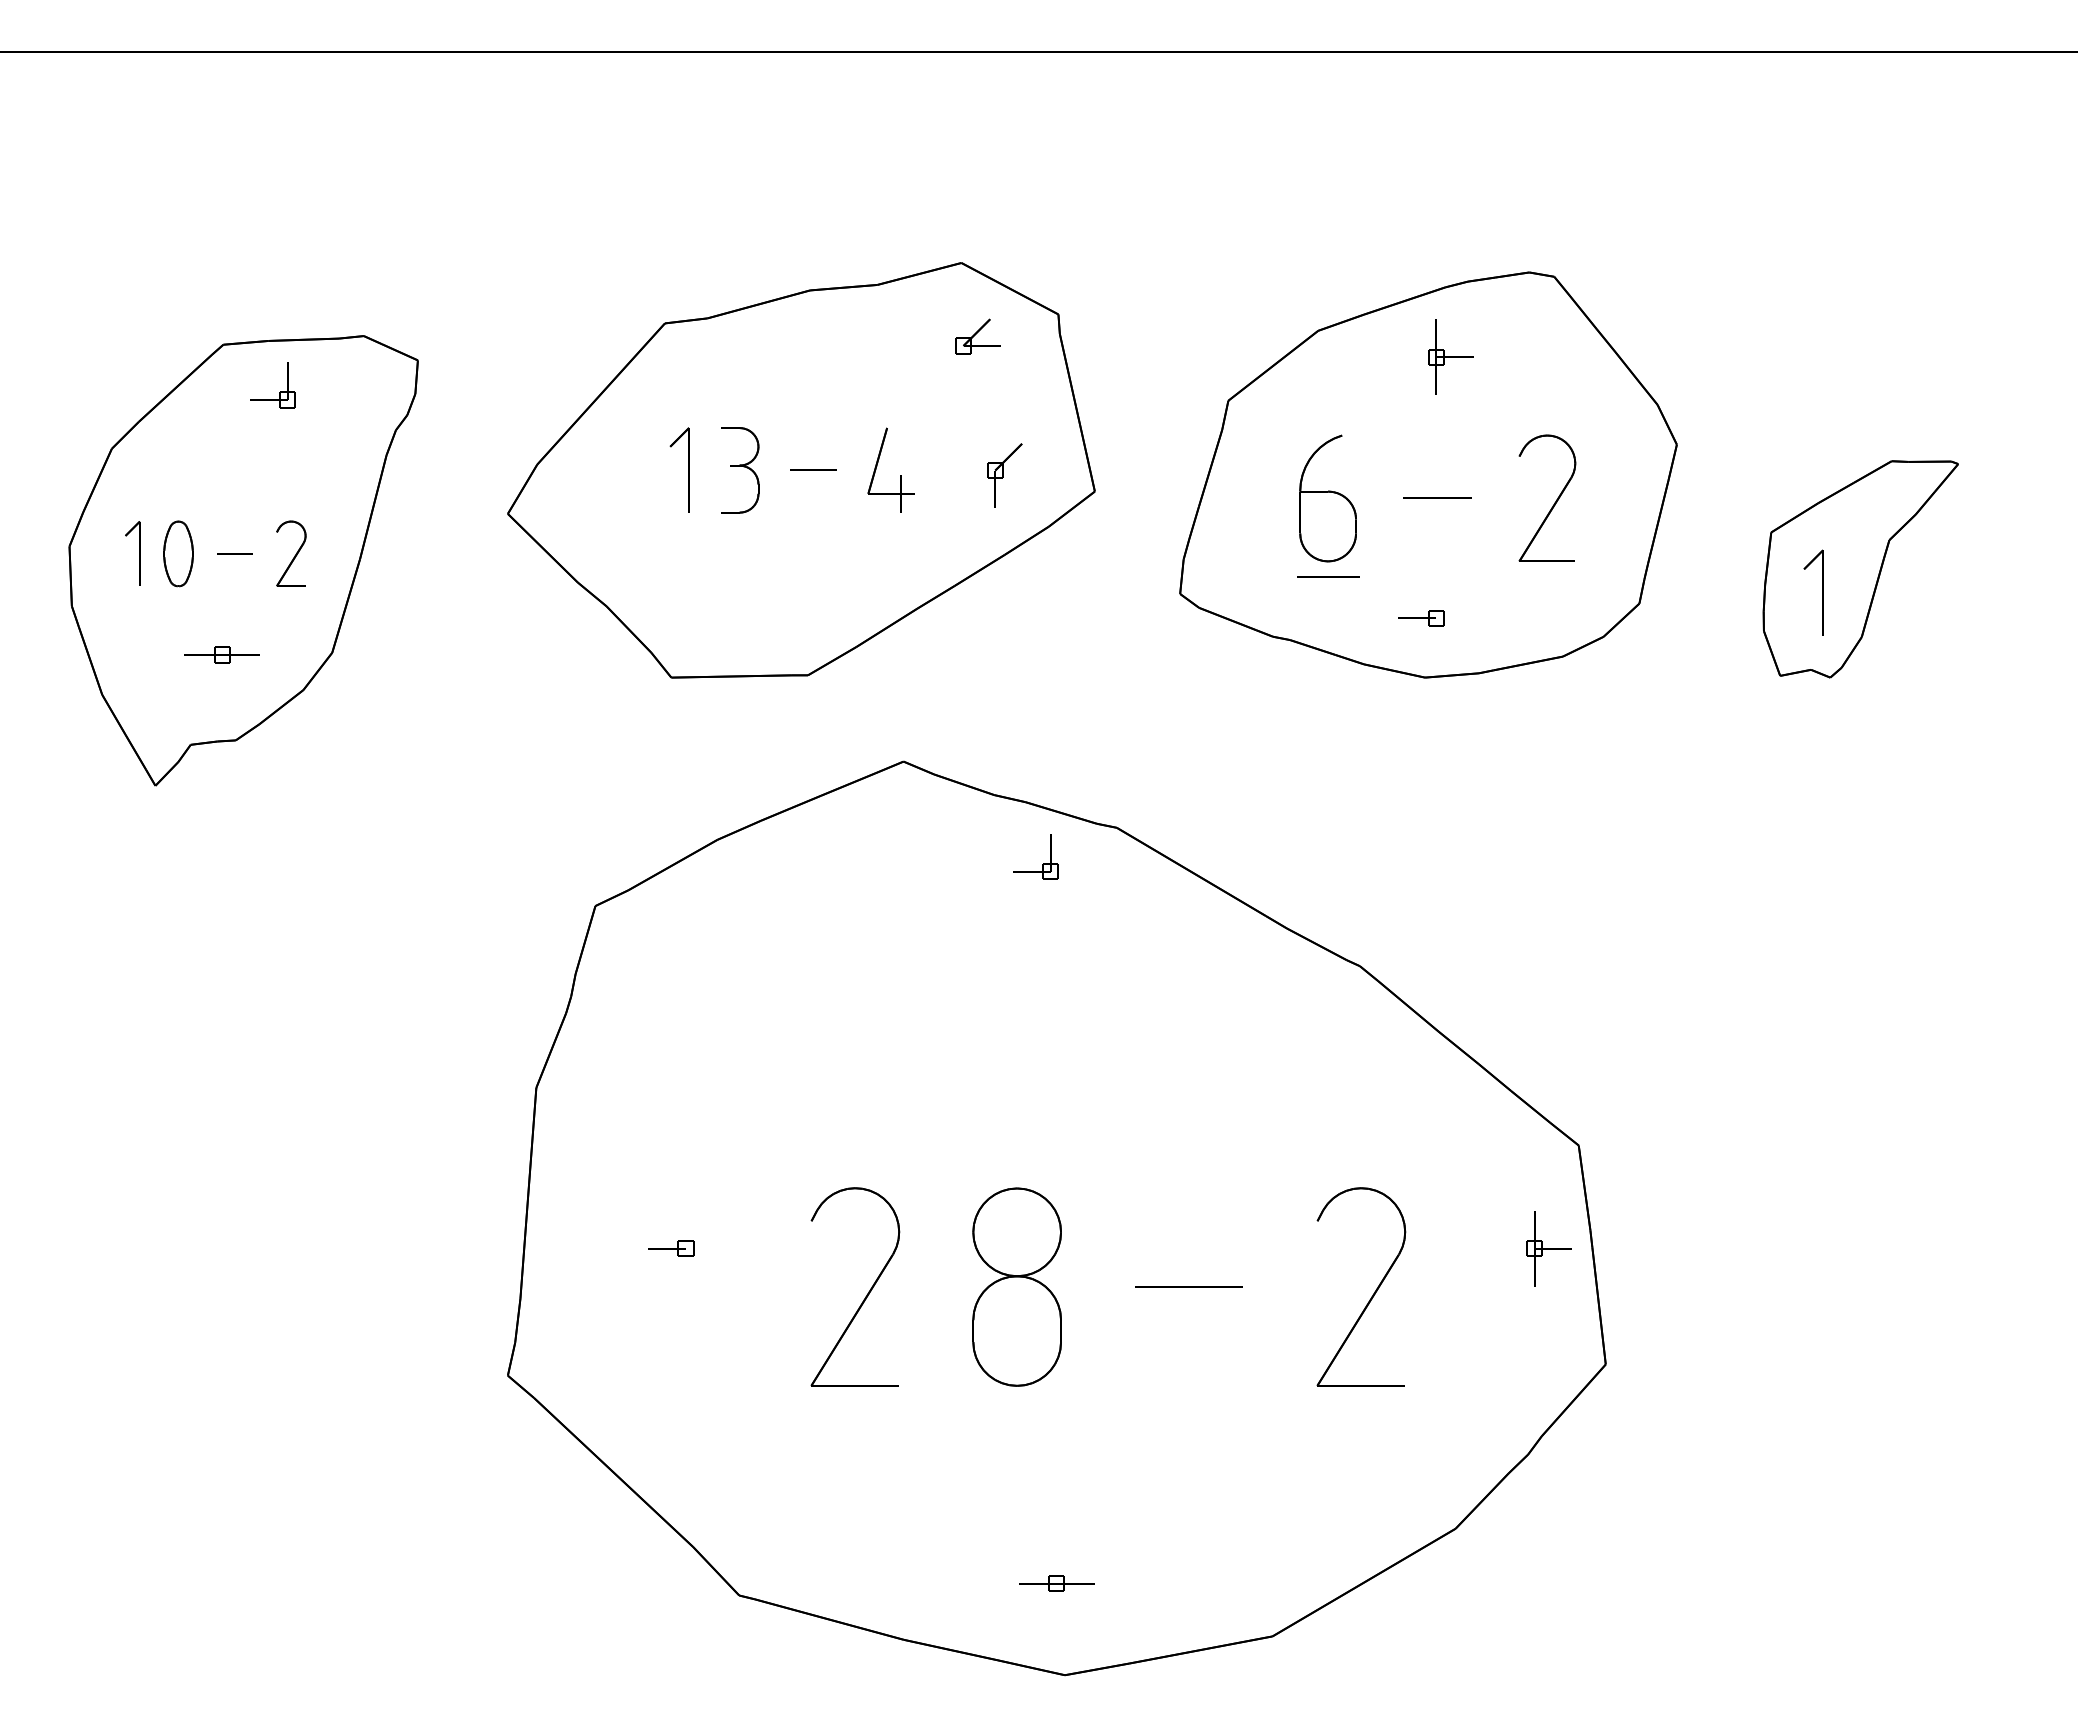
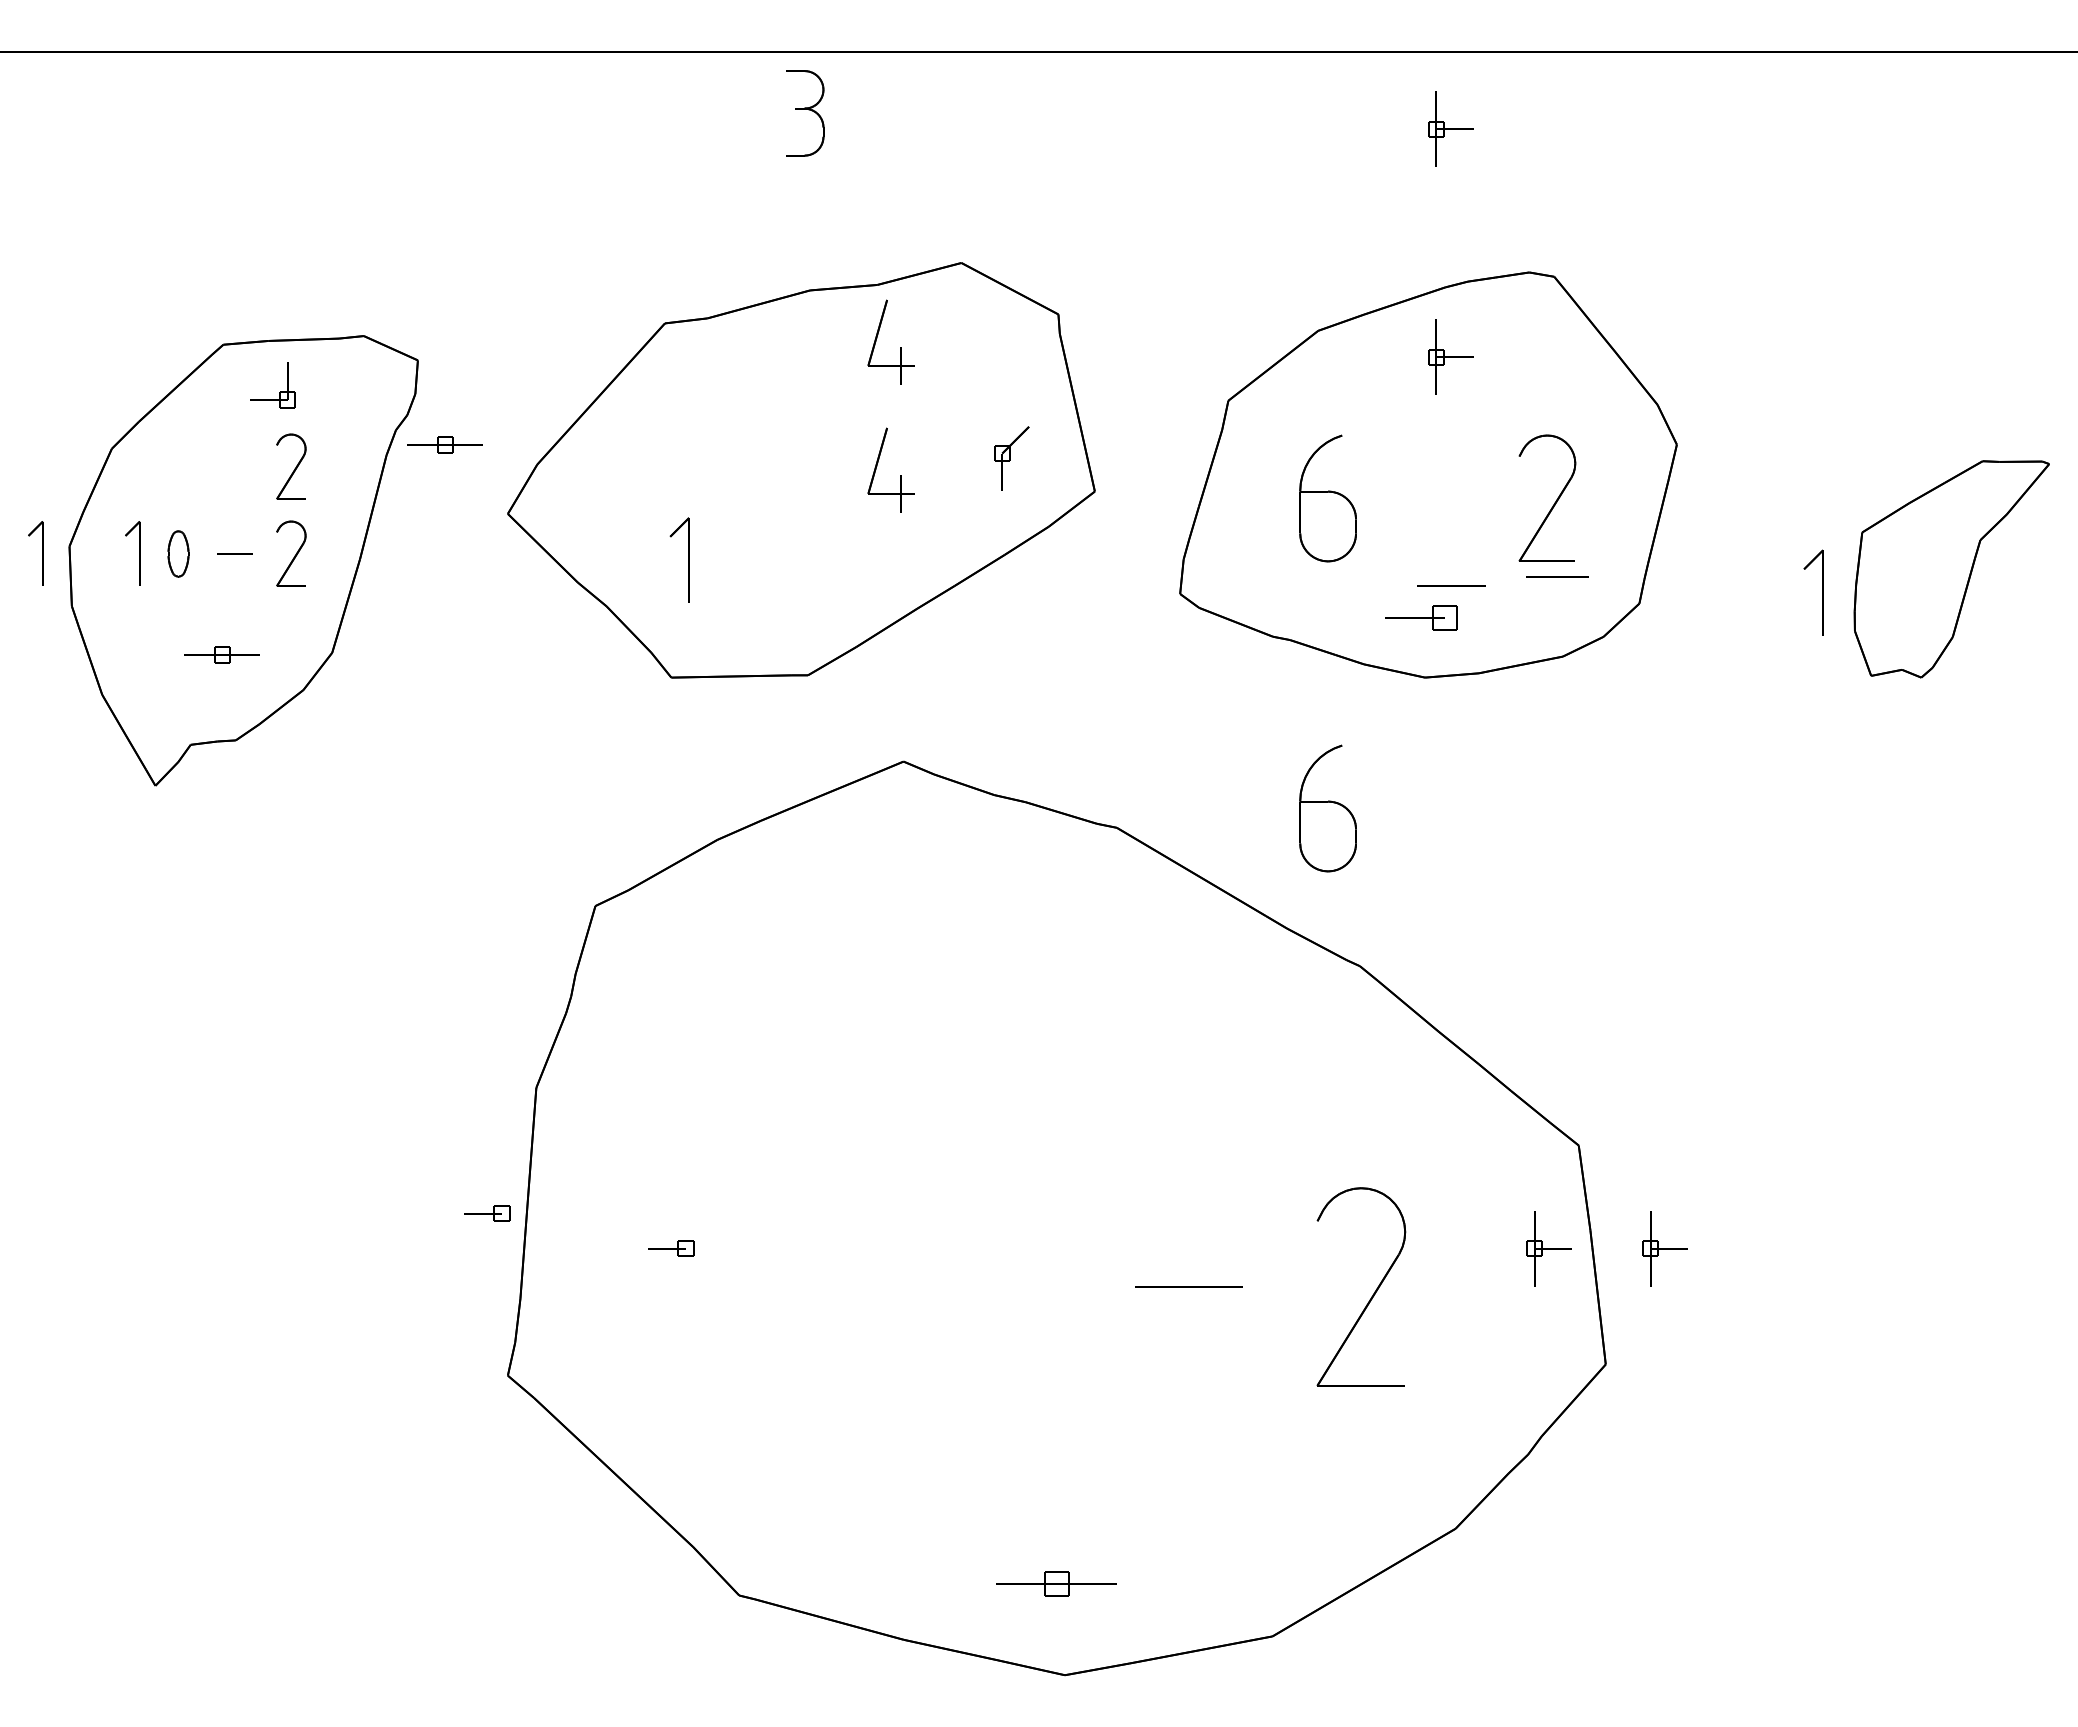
part: none -> present (1450, 128)
part: present -> none (977, 336)
part: none -> present (900, 347)
part: none -> present (444, 444)
part: none -> present (291, 466)
part position: (688, 469) -> (688, 559) (688, 559)
line: present -> none (813, 469)
part position: (740, 470) -> (805, 113) (805, 113)
part position: (1004, 475) -> (1011, 458) (1011, 458)
line position: (1437, 497) -> (1451, 585) (1451, 585)
part: none -> present (42, 553)
part size: 31x68 px -> 23x48 px (178, 553)
part position: (1860, 569) -> (1951, 569) (1951, 569)
line position: (1328, 576) -> (1557, 576) (1557, 576)
part size: 47x17 px -> 73x26 px (1421, 617)
part: none -> present (1327, 808)
part: present -> none (1043, 863)
part: none -> present (487, 1213)
part: none -> present (1664, 1248)
part: present -> none (1016, 1286)
part: present -> none (866, 1294)
part size: 76x17 px -> 121x26 px (1056, 1583)
